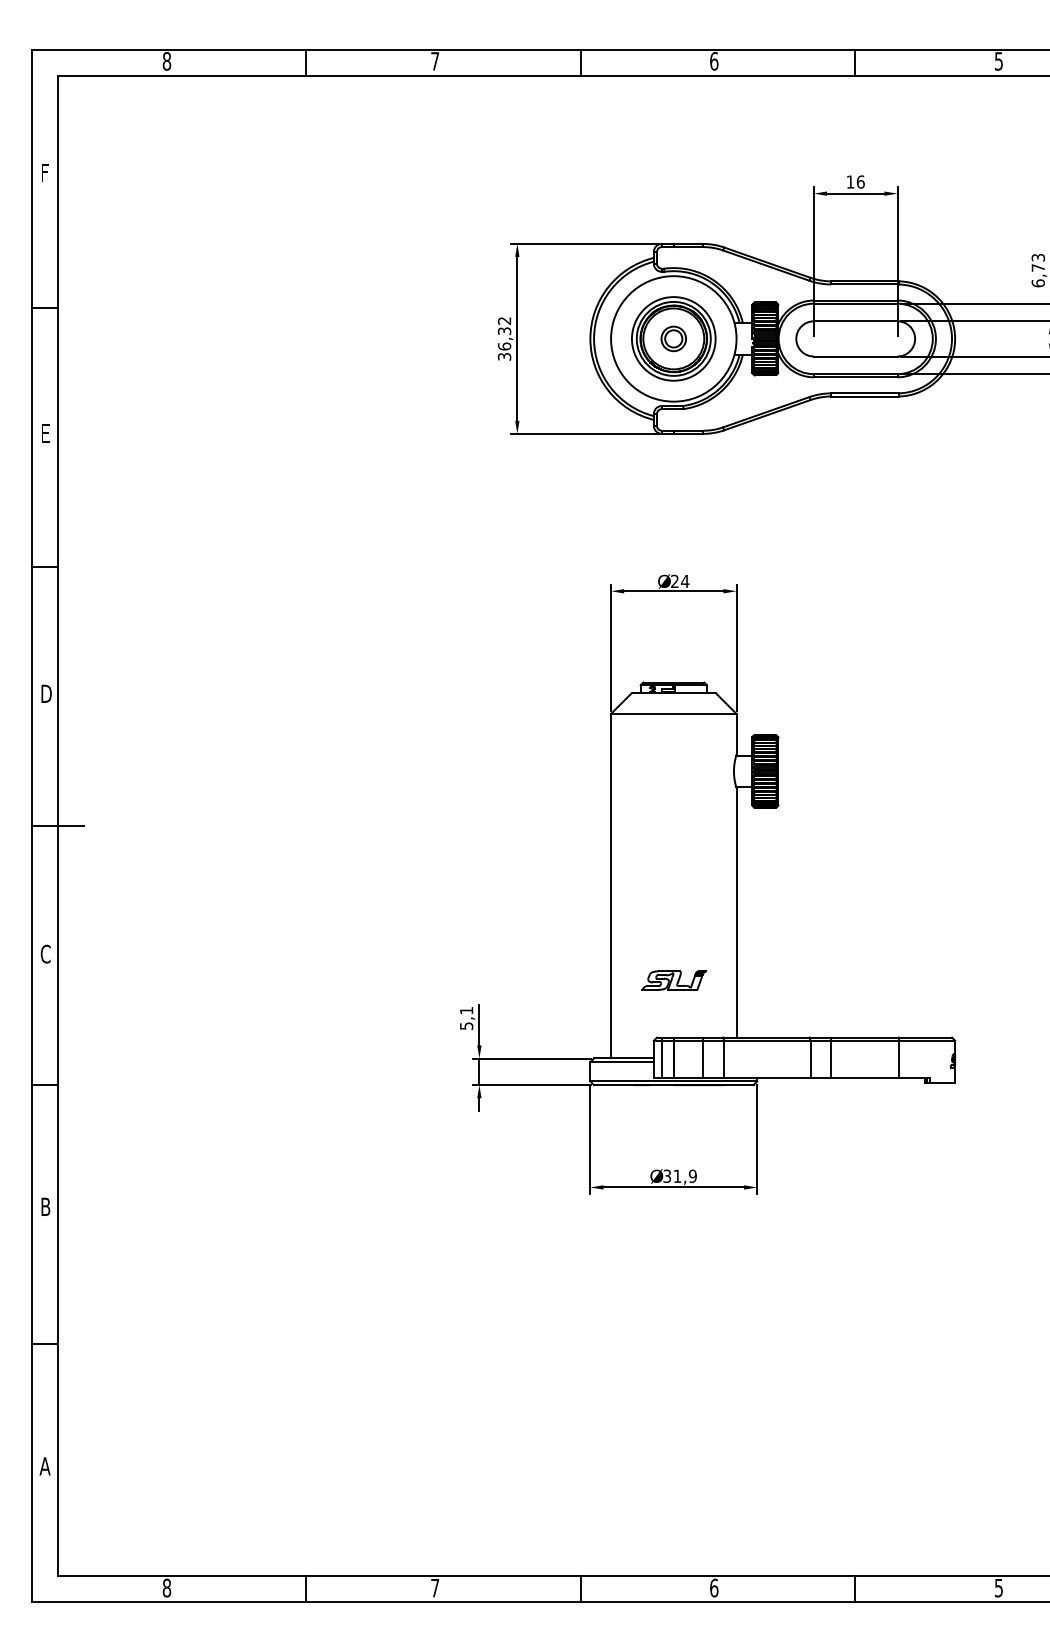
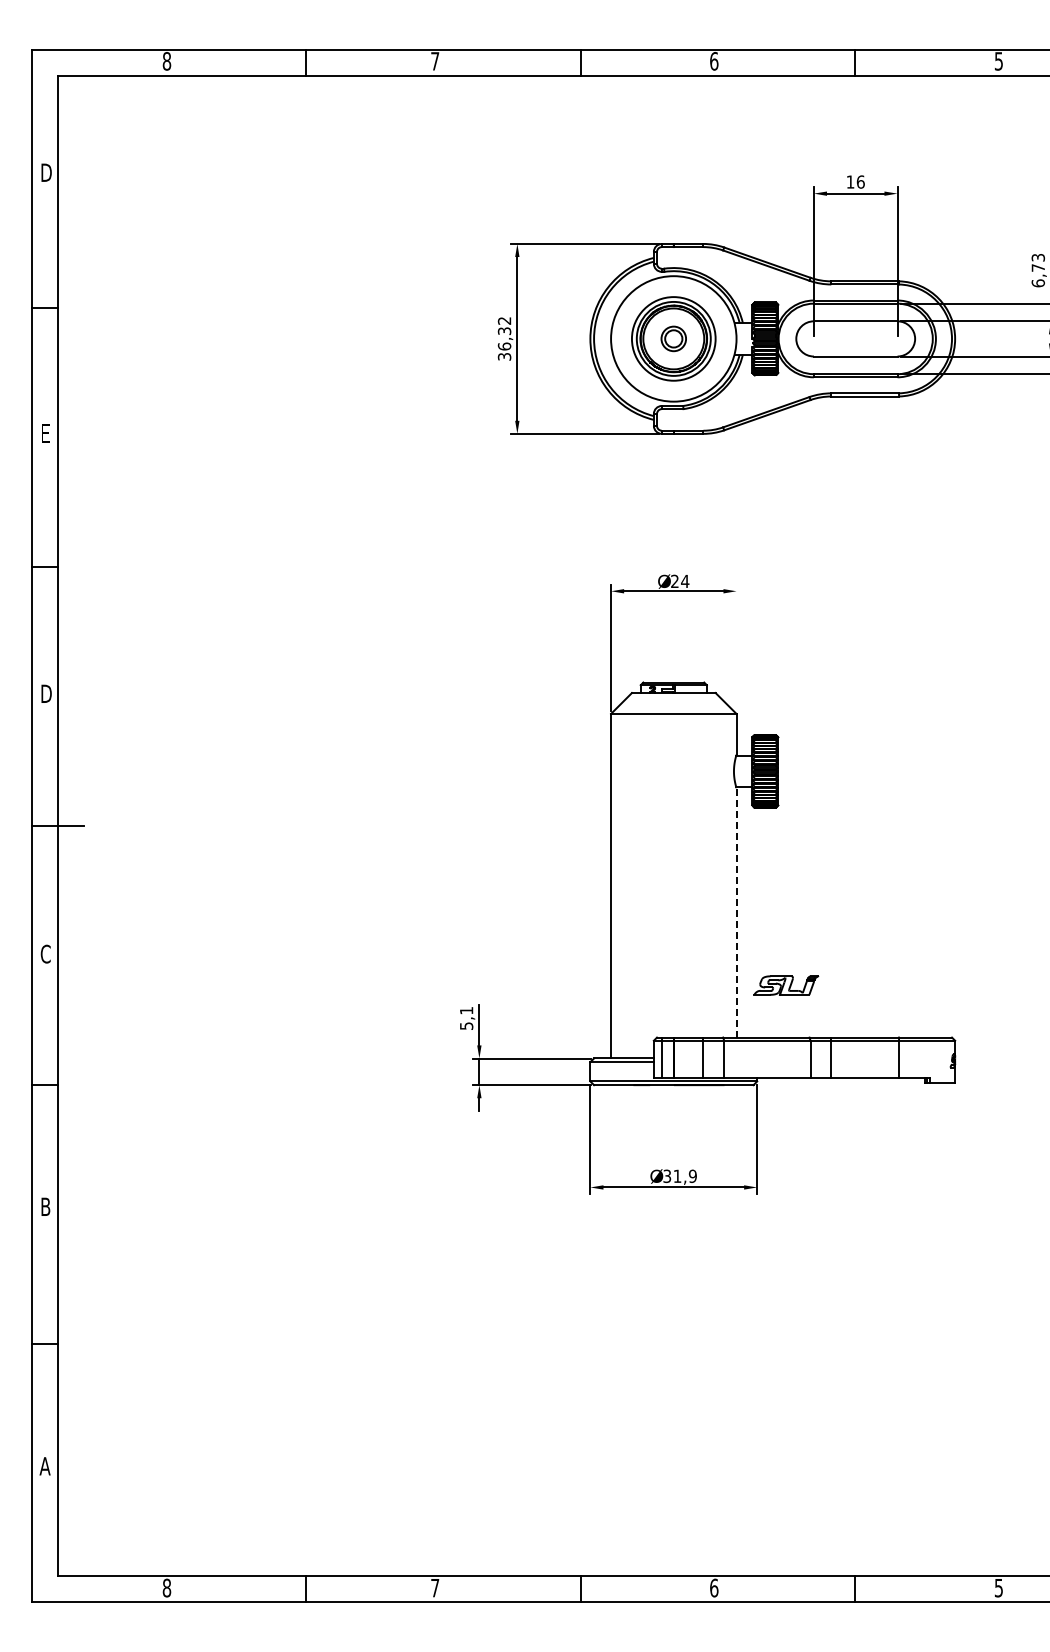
text: F -> D (46, 172)
line: present -> none (736, 647)
line: solid -> dashed (736, 912)
part position: (674, 980) -> (786, 985) (786, 985)
